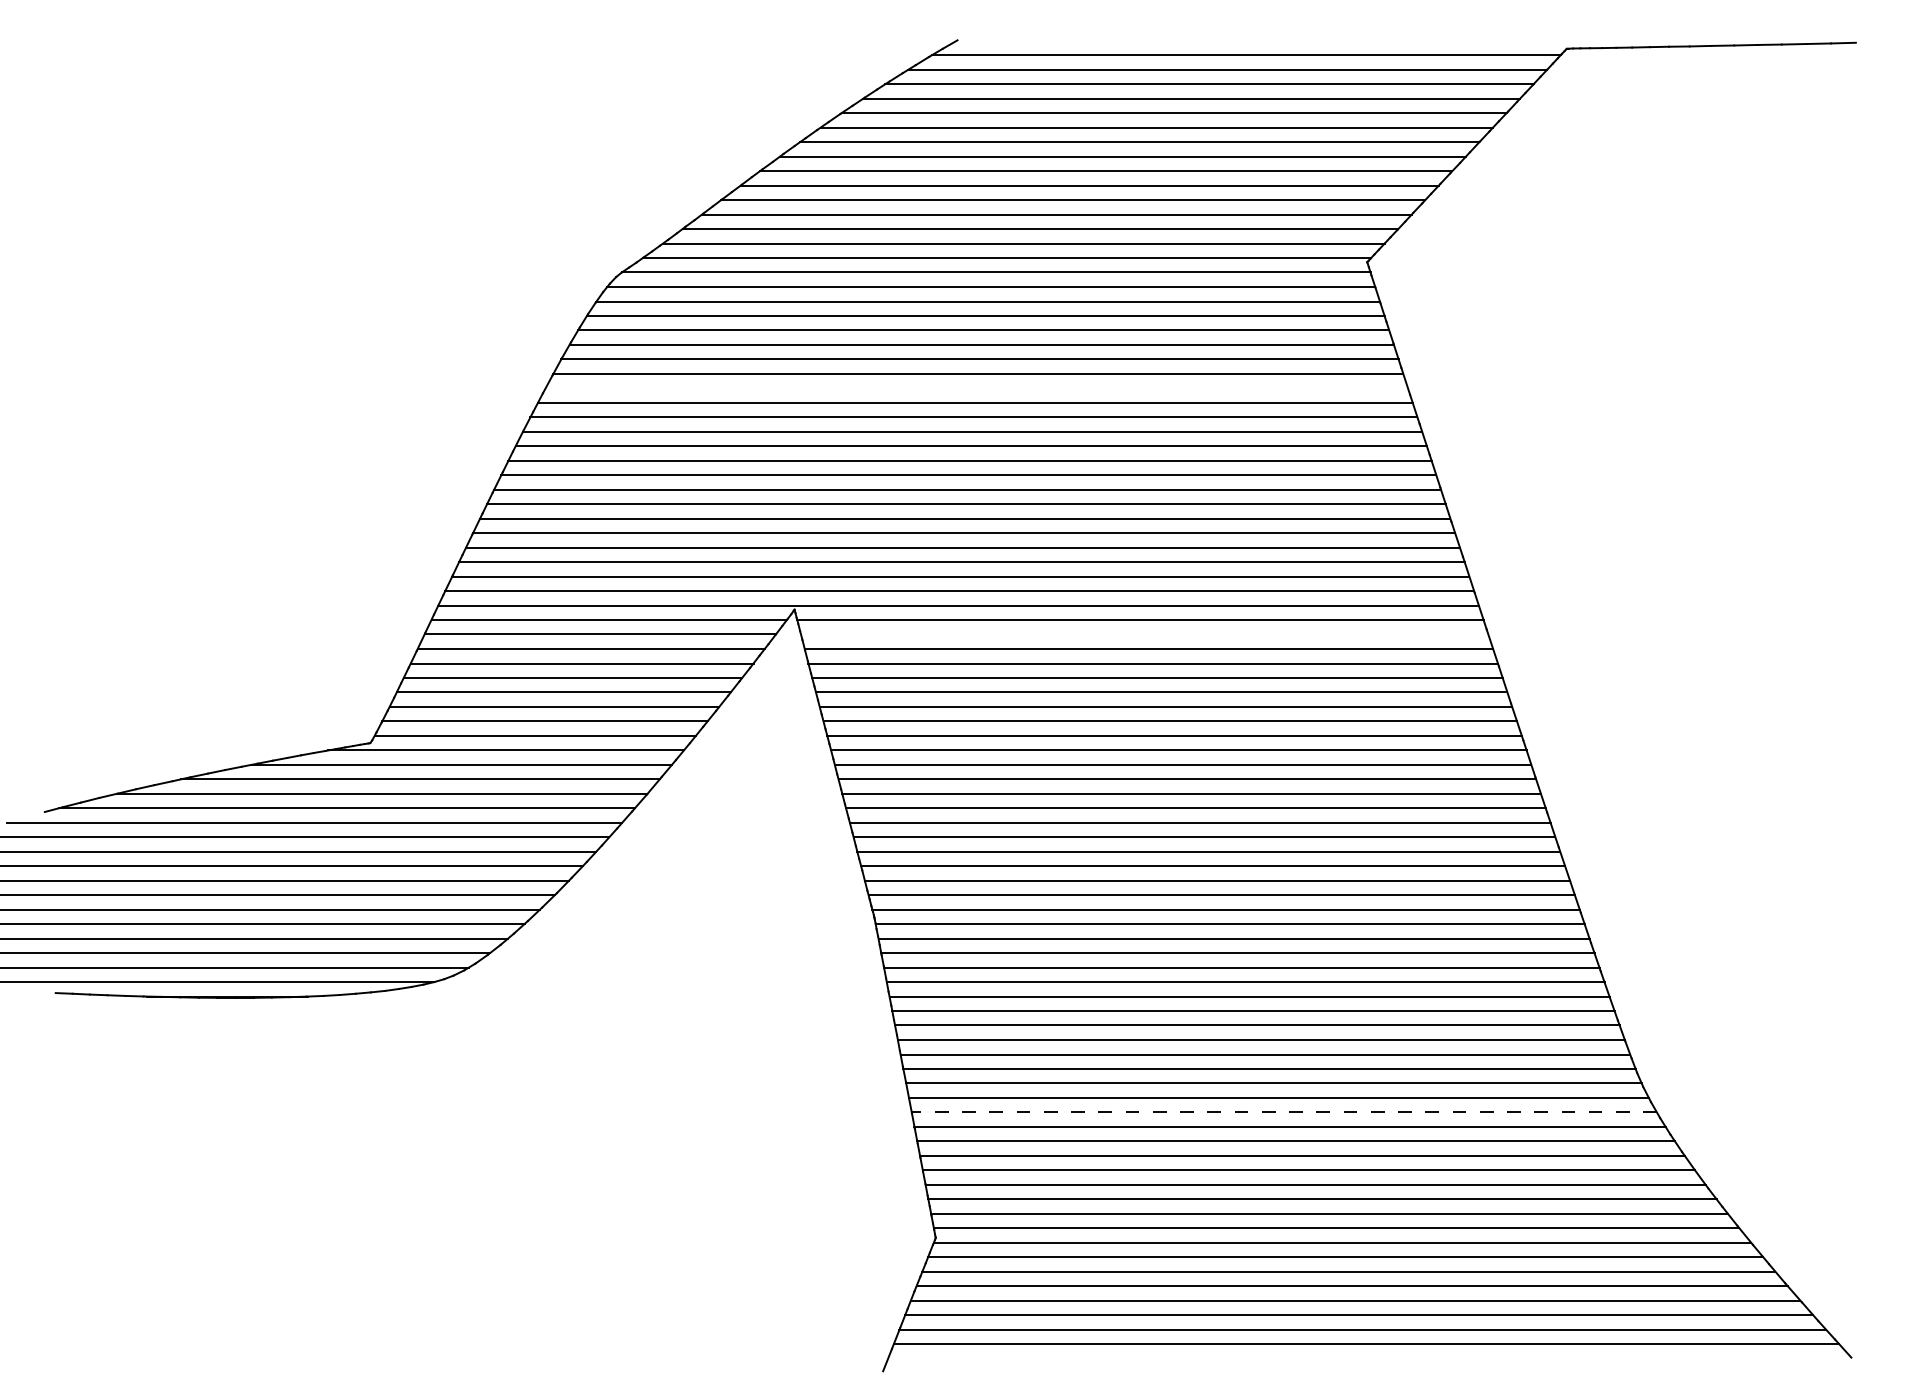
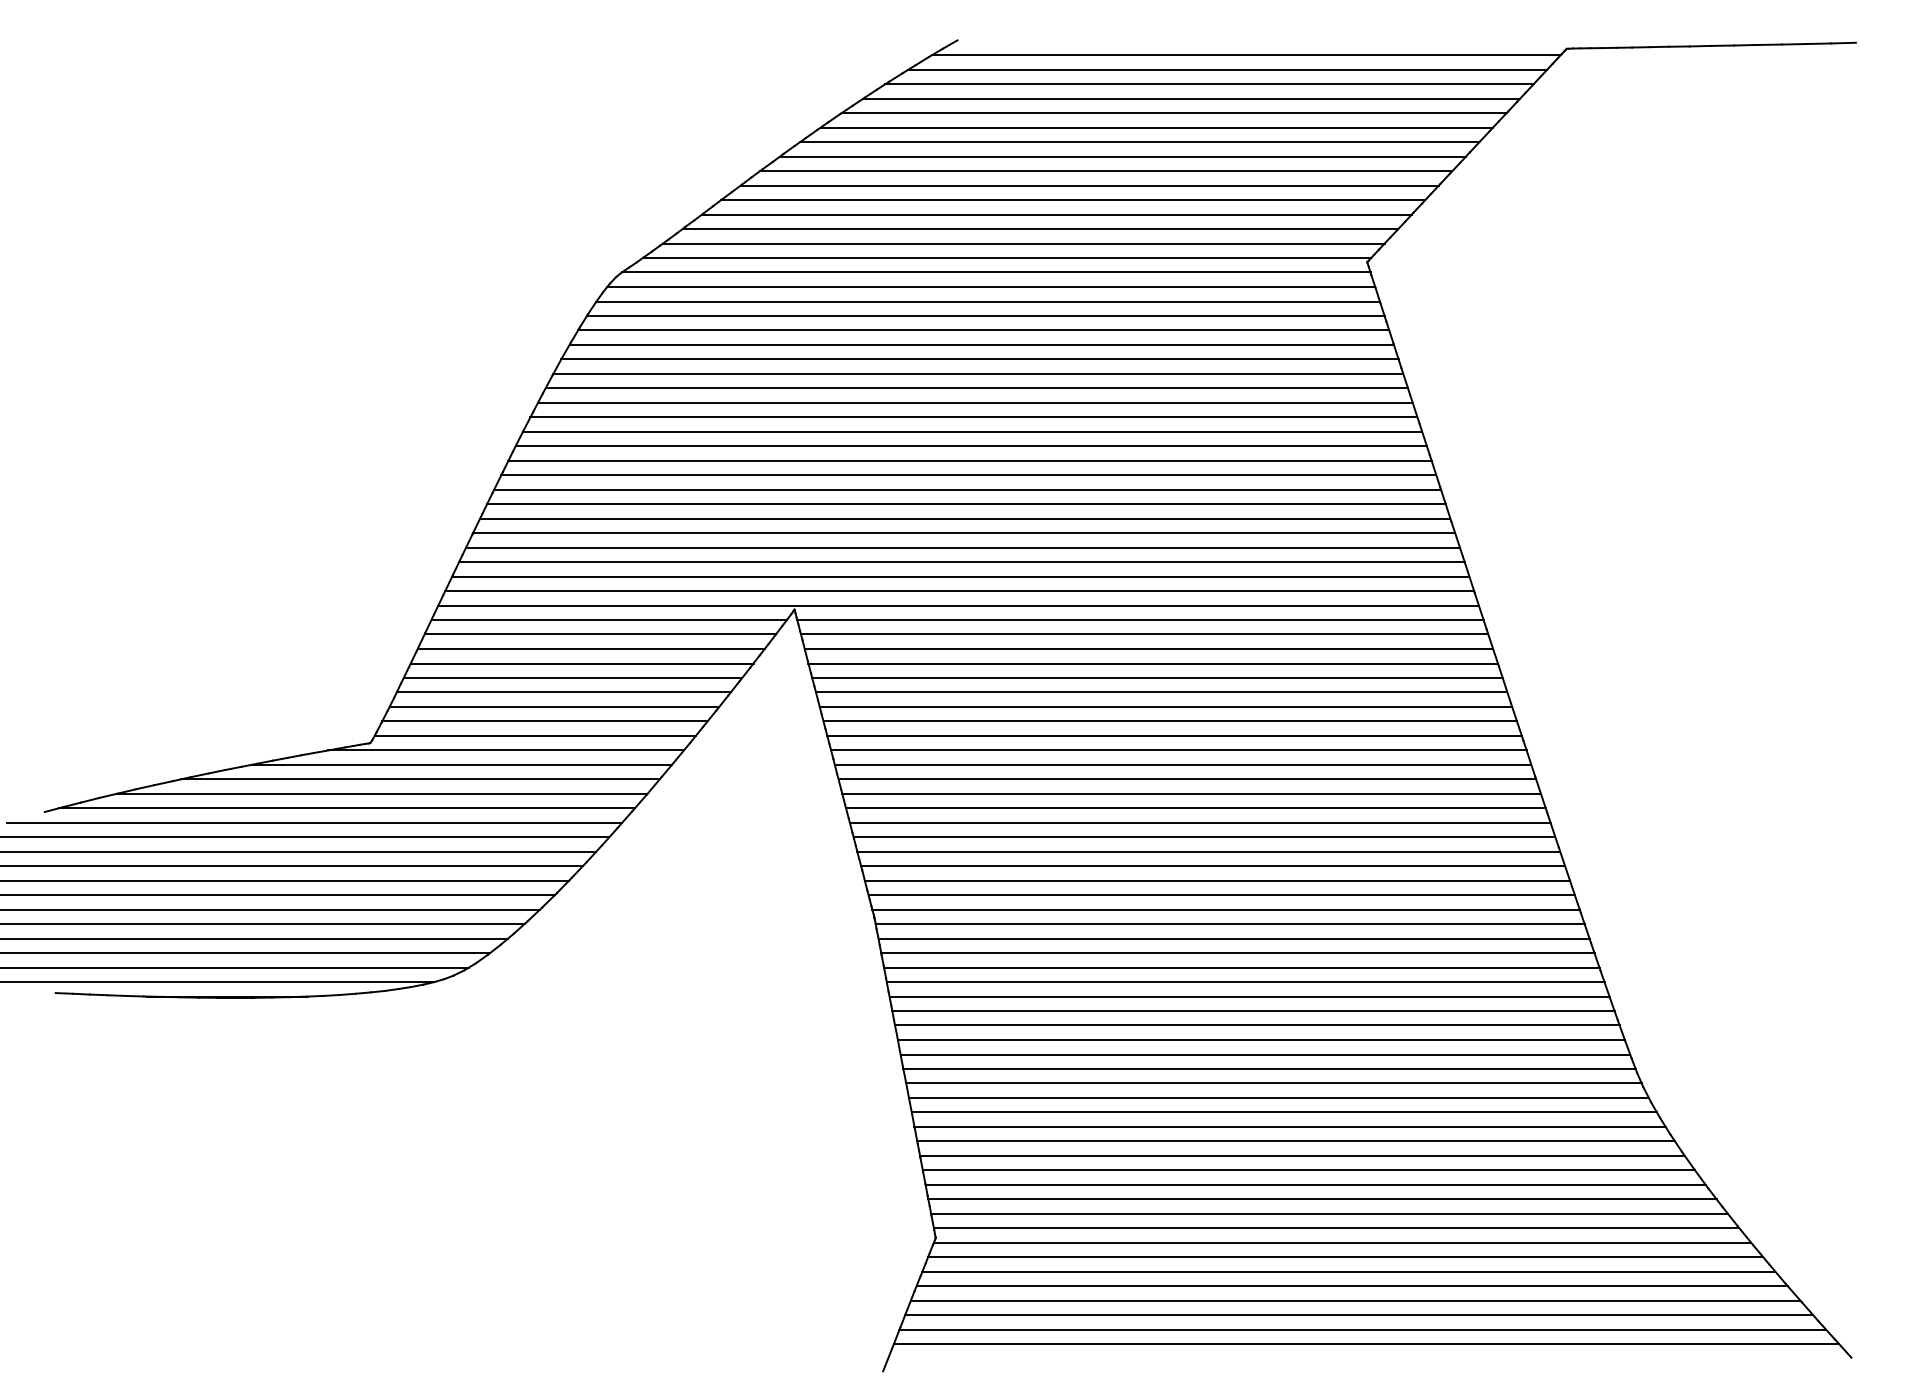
line: none -> present (976, 388)
line: none -> present (1144, 634)
line: dashed -> solid (1284, 1112)
